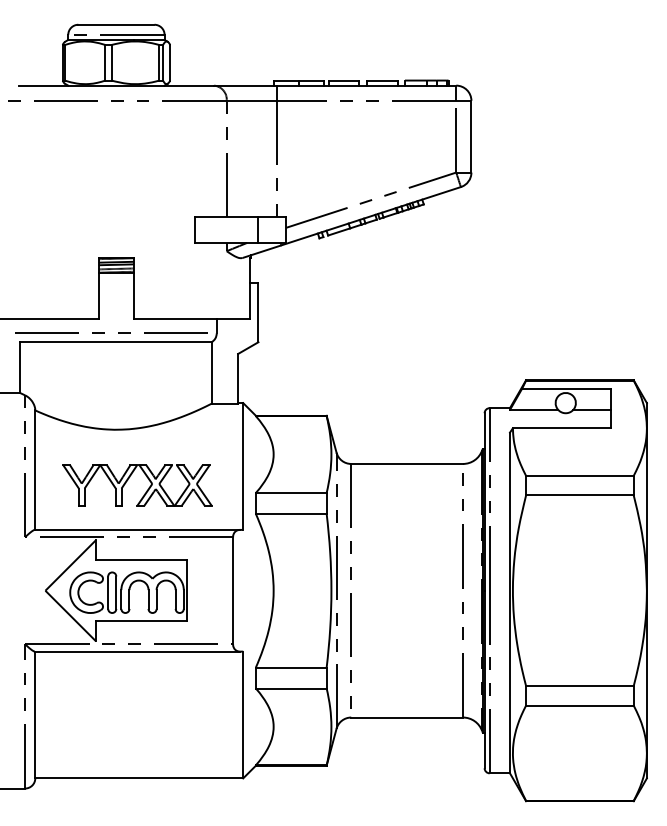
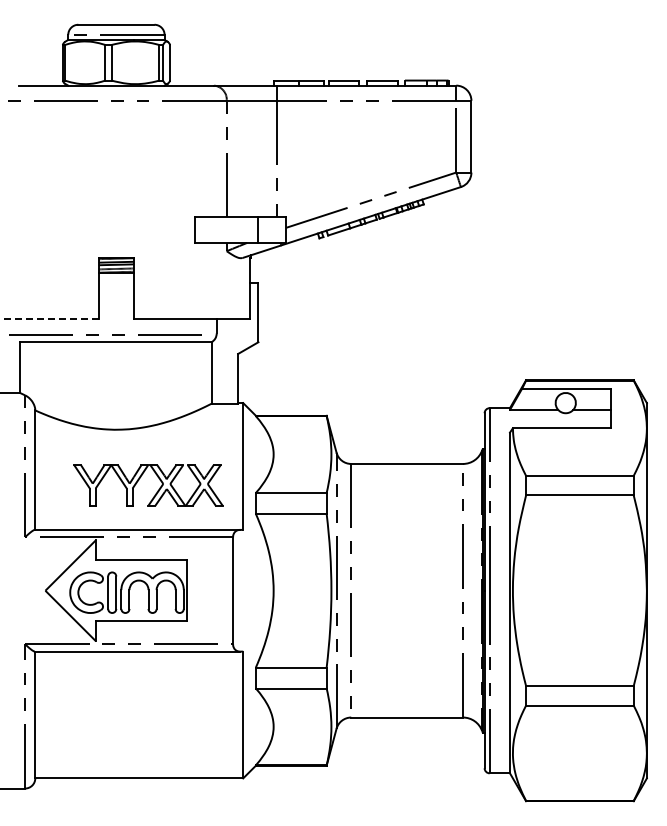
line: solid -> dashed (48, 318)
line position: (104, 332) -> (98, 334) (98, 334)
part position: (128, 480) -> (139, 480) (139, 480)
